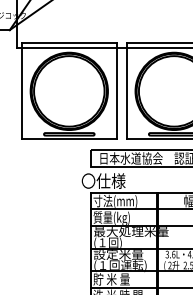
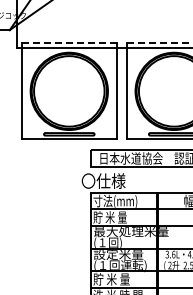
line: solid -> dashed (69, 43)
line: solid -> dashed (159, 43)
text: 質量(kg) -> 貯 米 量 (111, 217)
